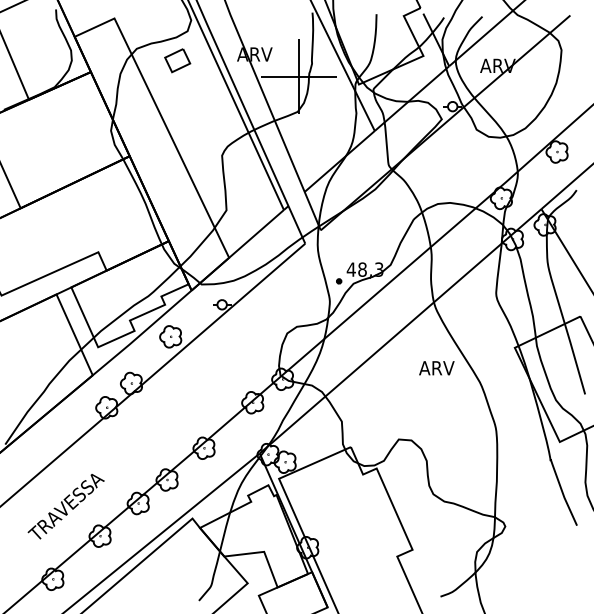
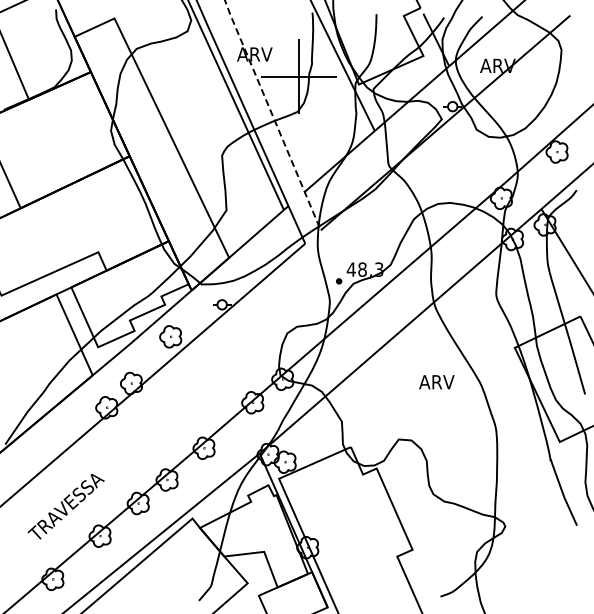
part: present -> none (177, 60)
line: solid -> dashed (272, 115)
text position: (436, 368) -> (436, 382) (436, 382)
